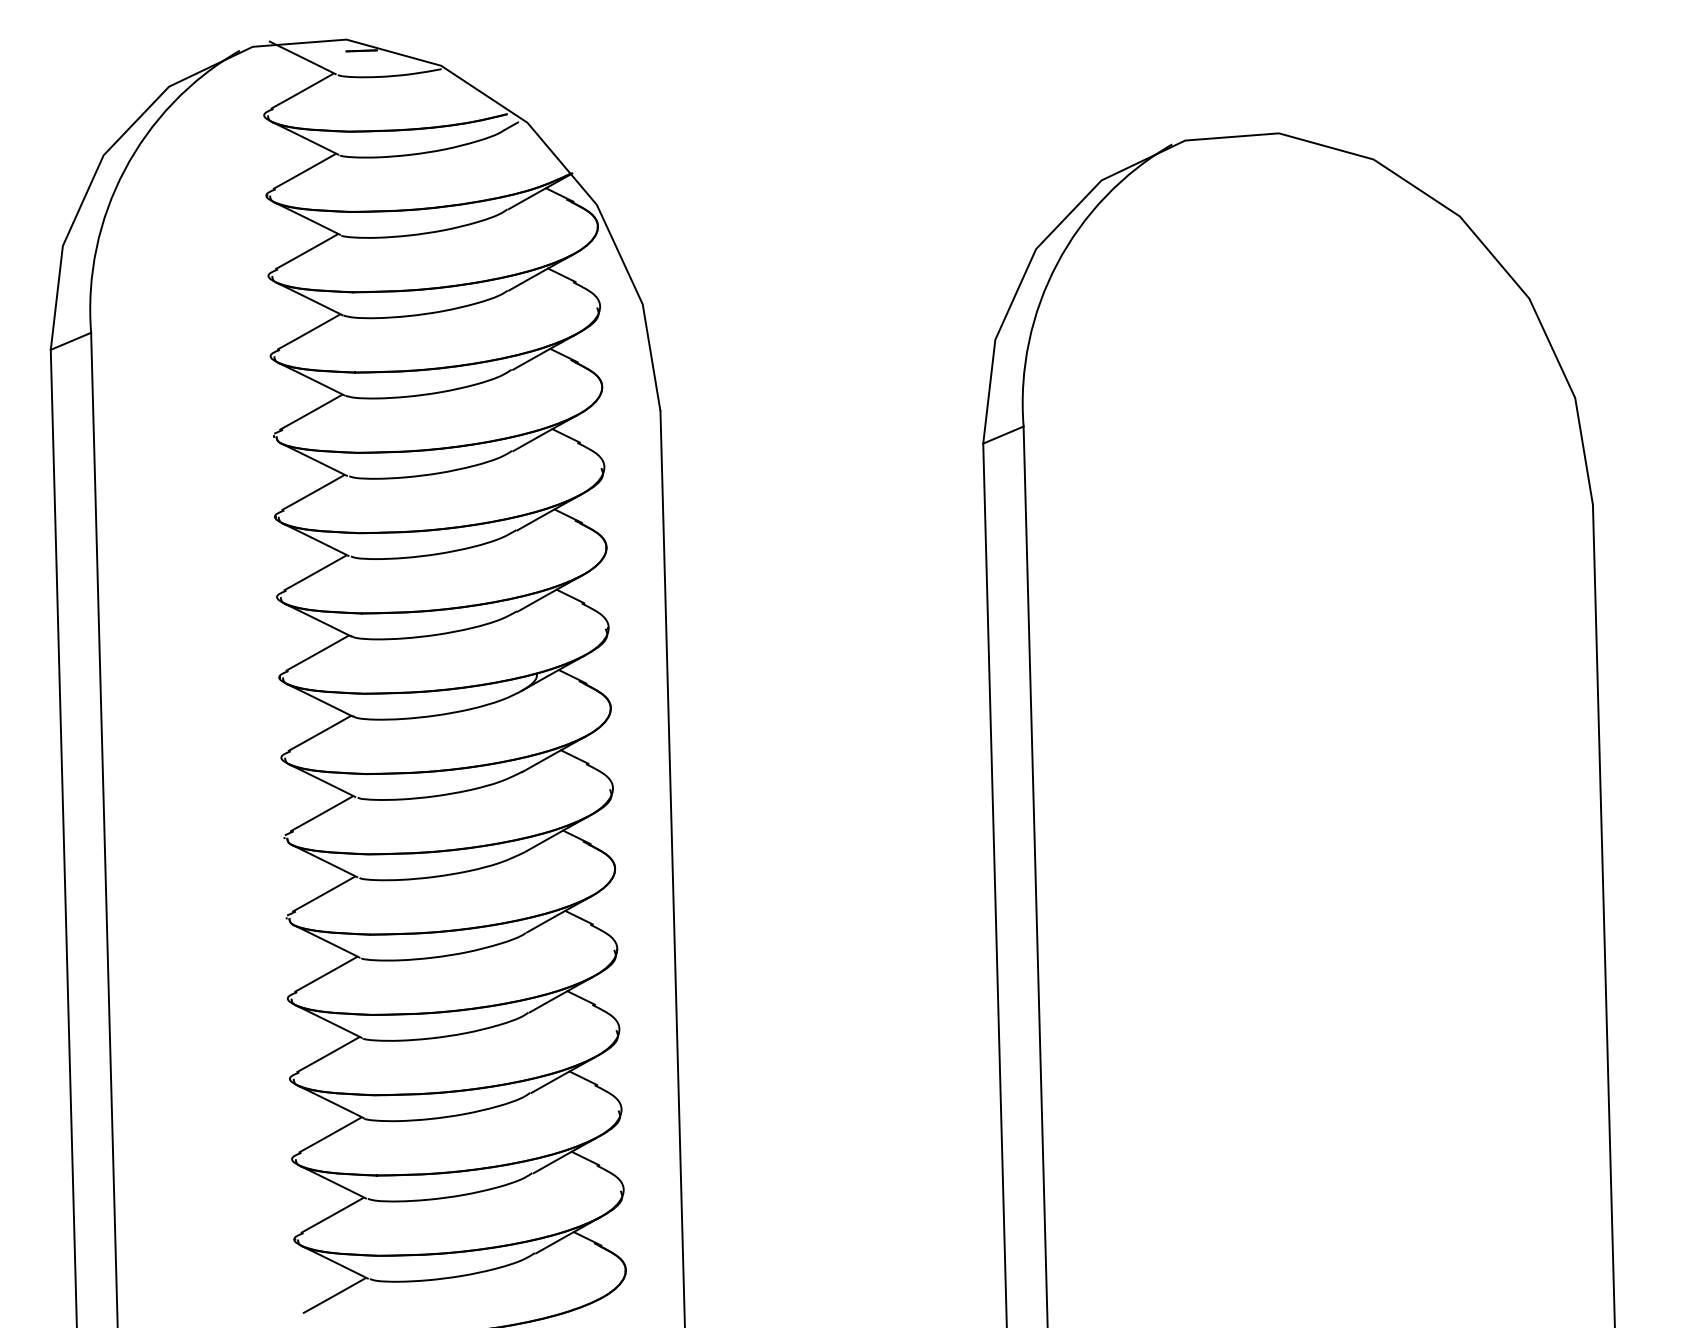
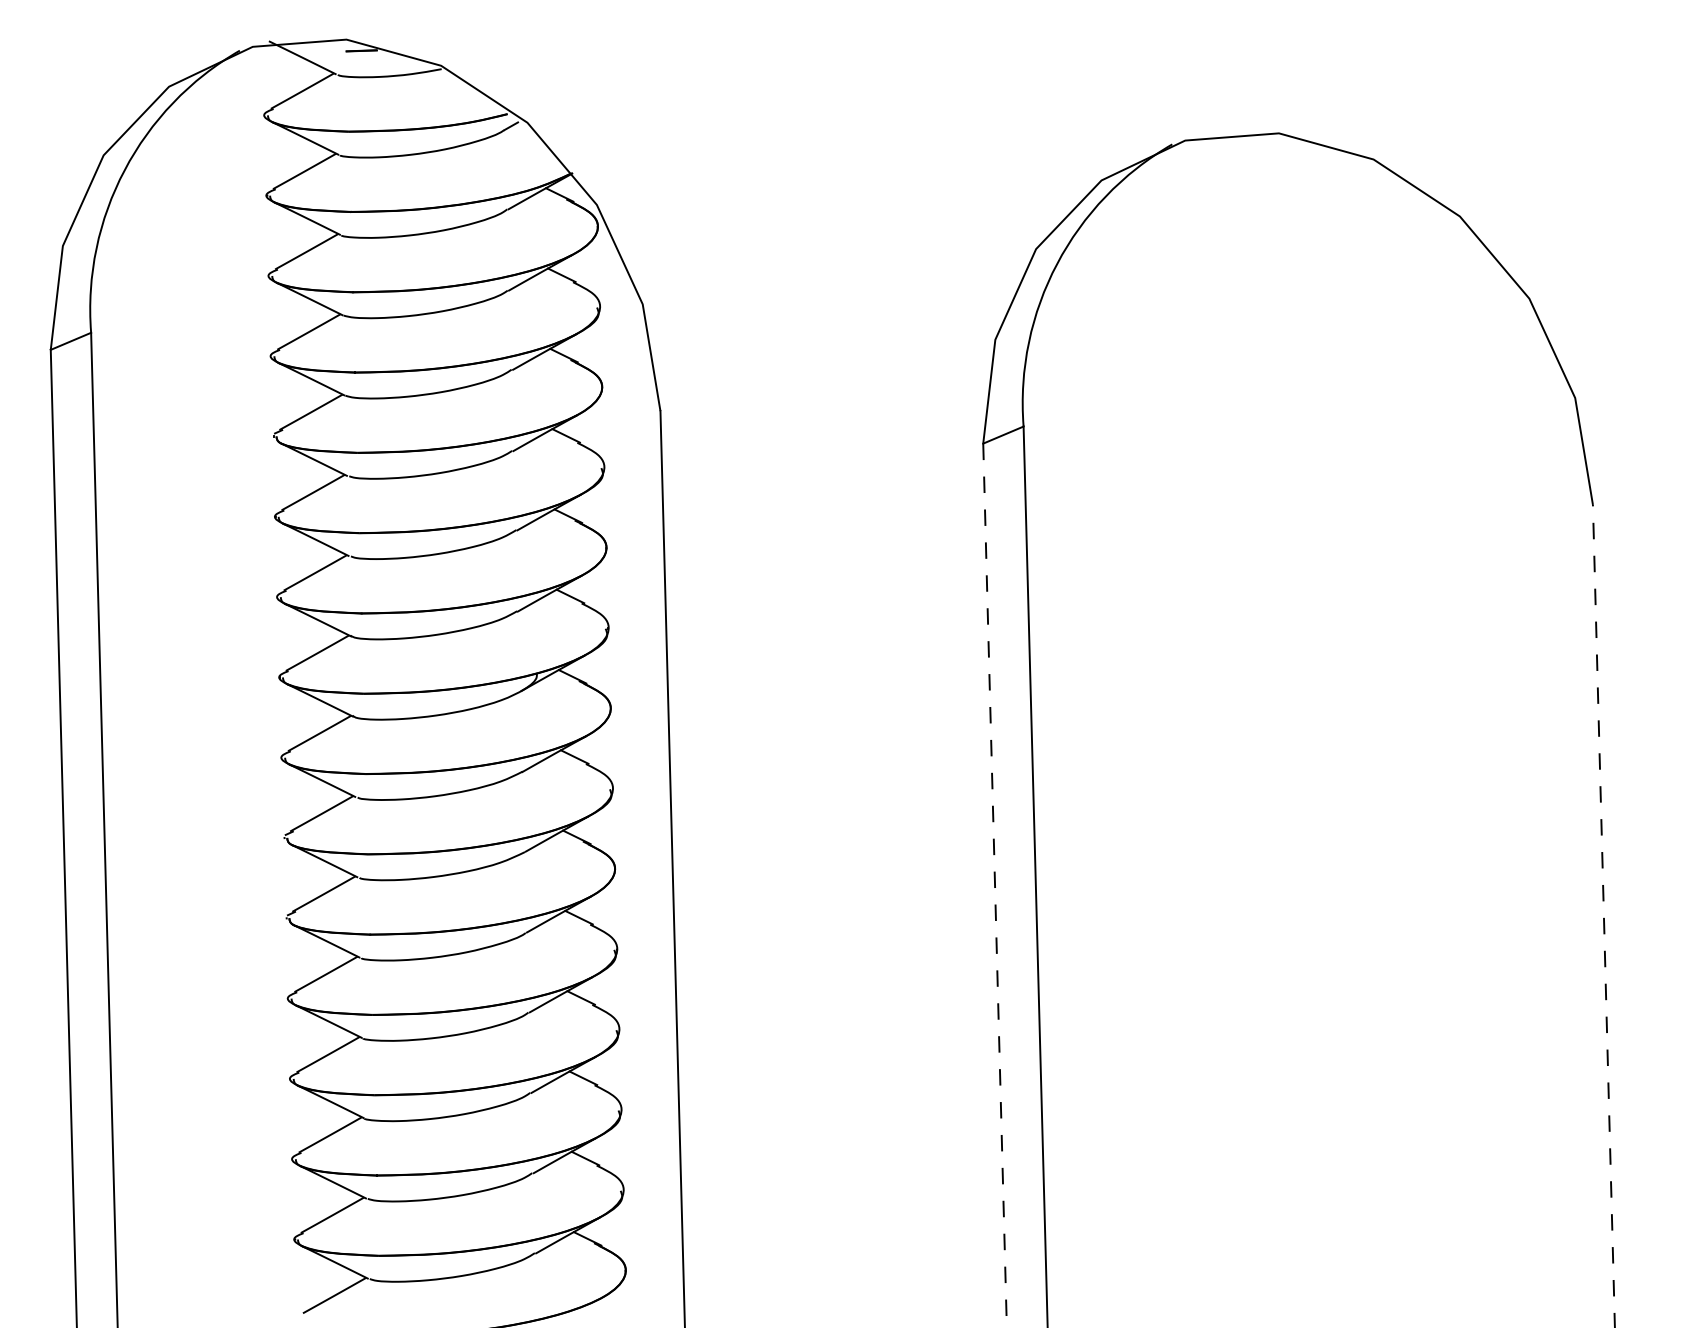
line: solid -> dashed (995, 885)
line: solid -> dashed (1603, 915)
